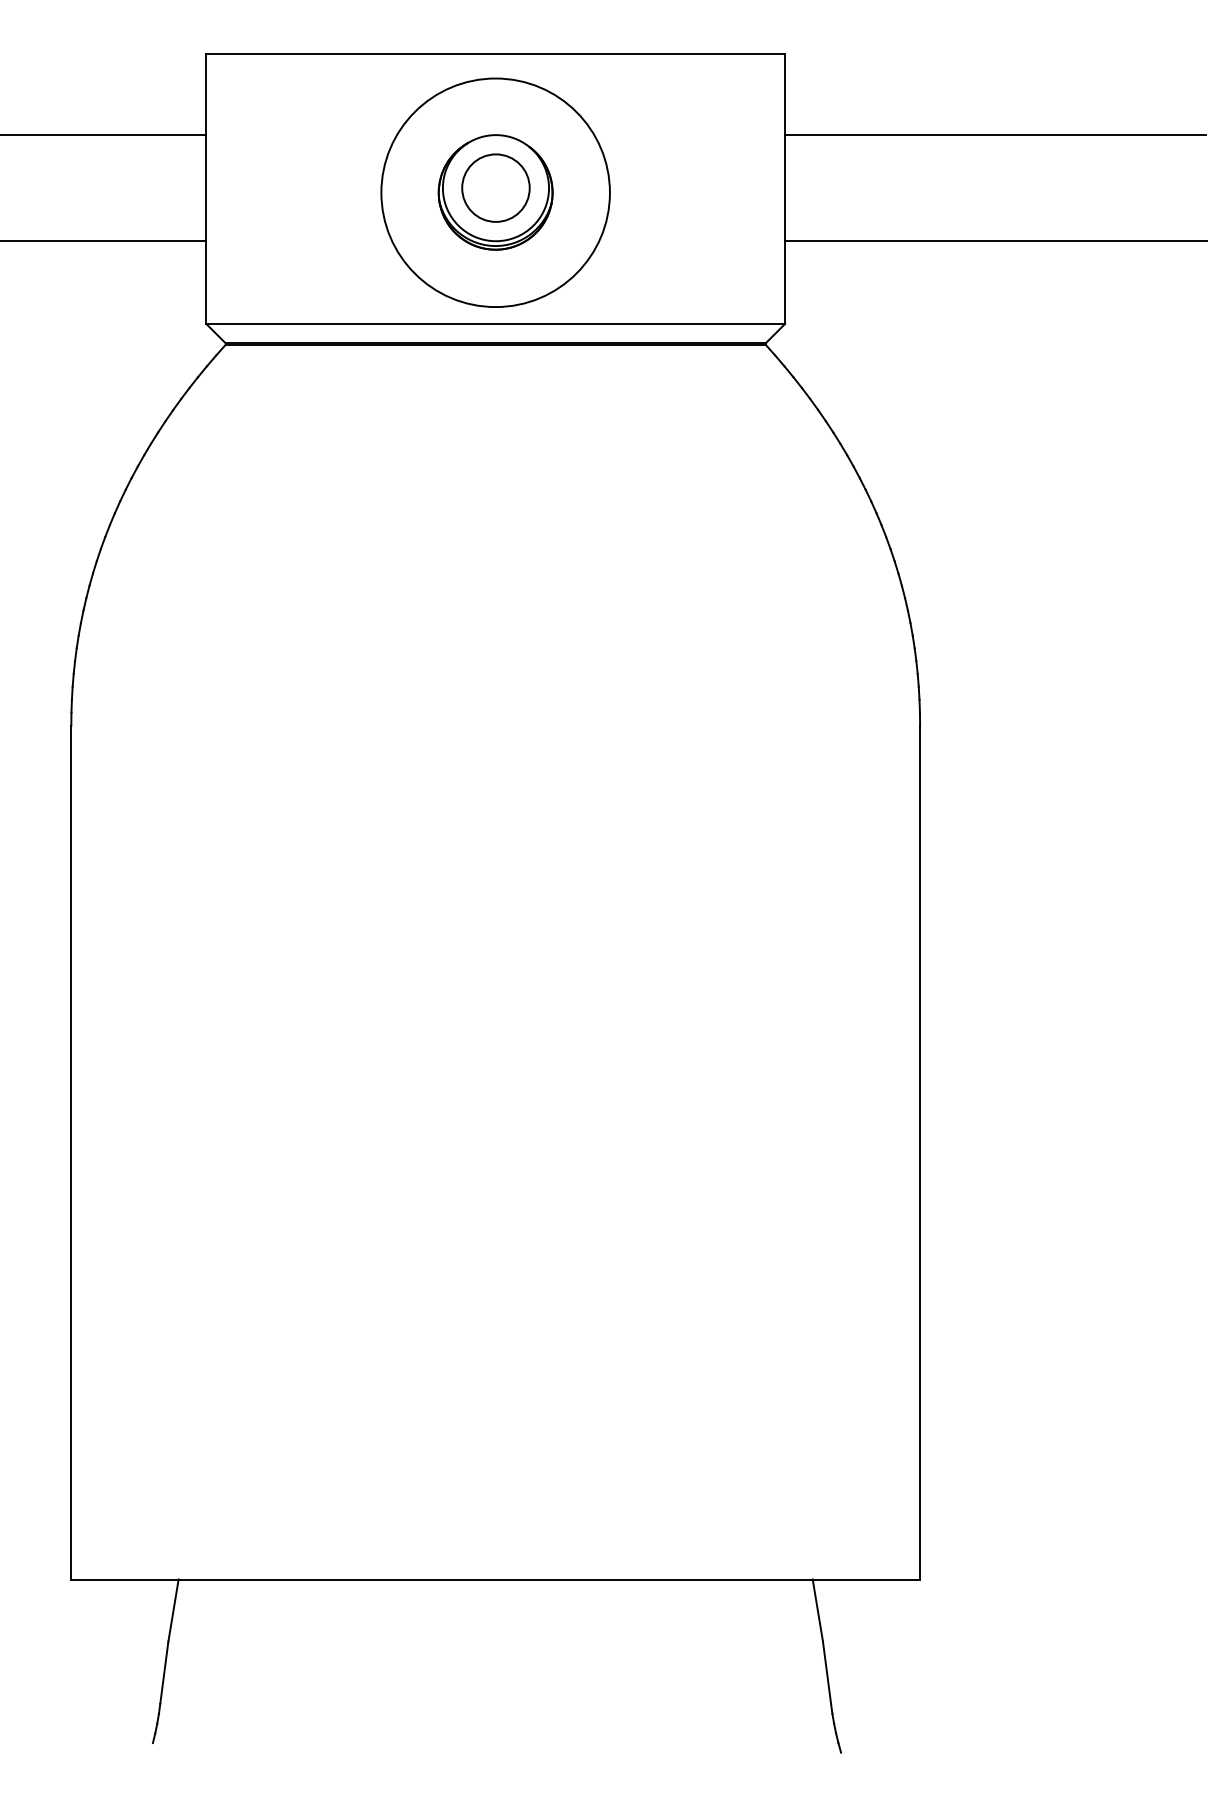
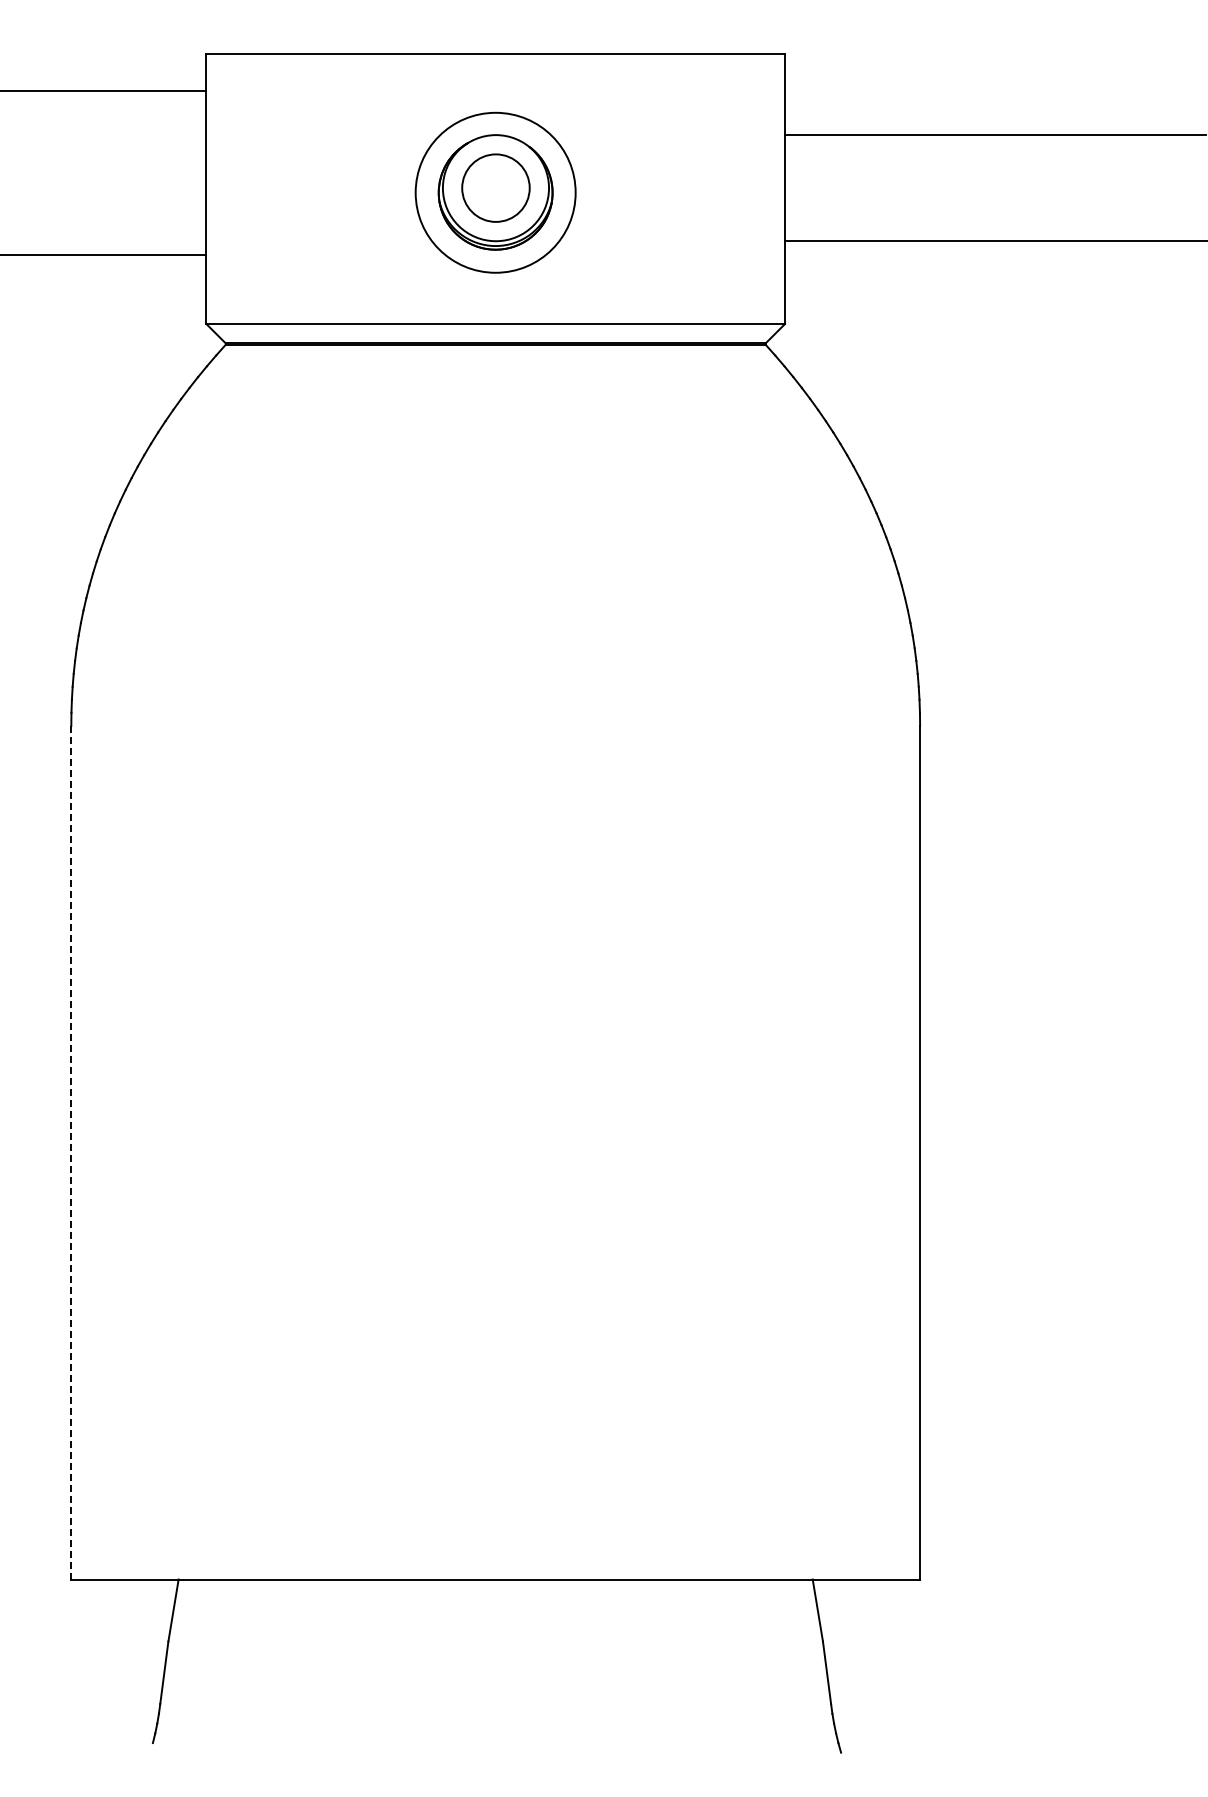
line position: (104, 135) -> (104, 91) (104, 91)
circle diameter: 229 px -> 160 px (495, 192)
line position: (104, 241) -> (104, 255) (104, 255)
line: solid -> dashed (71, 1152)
